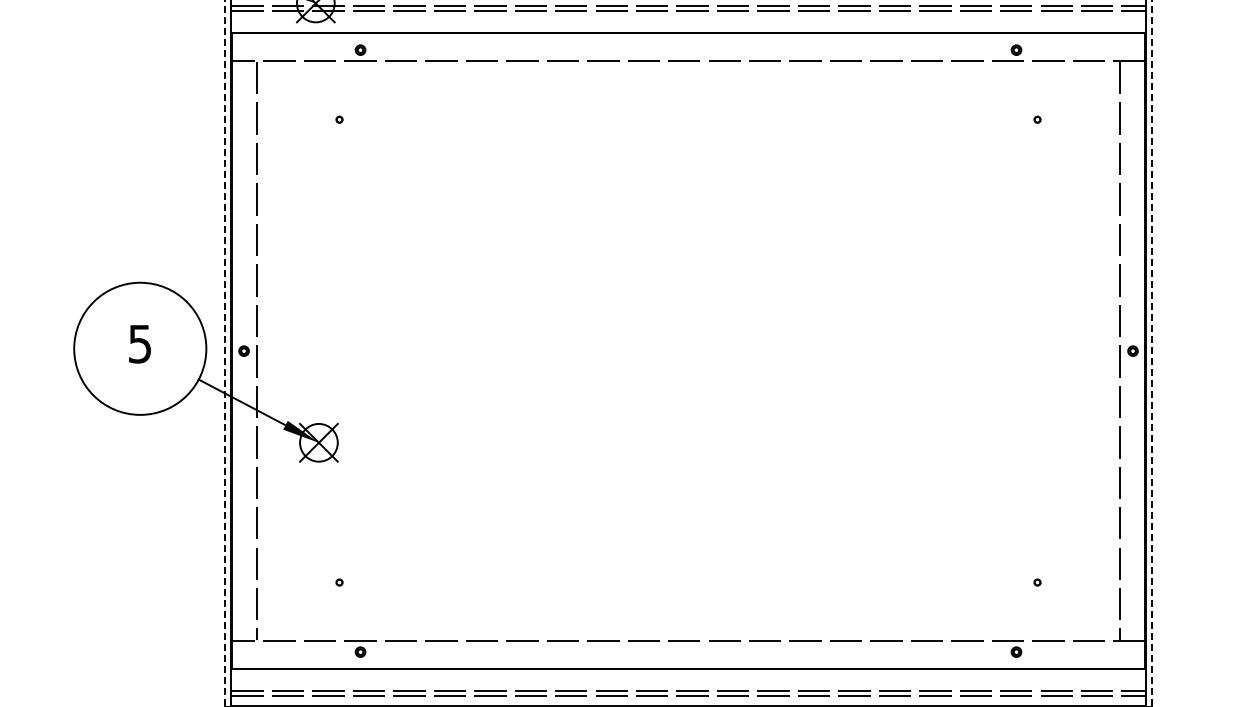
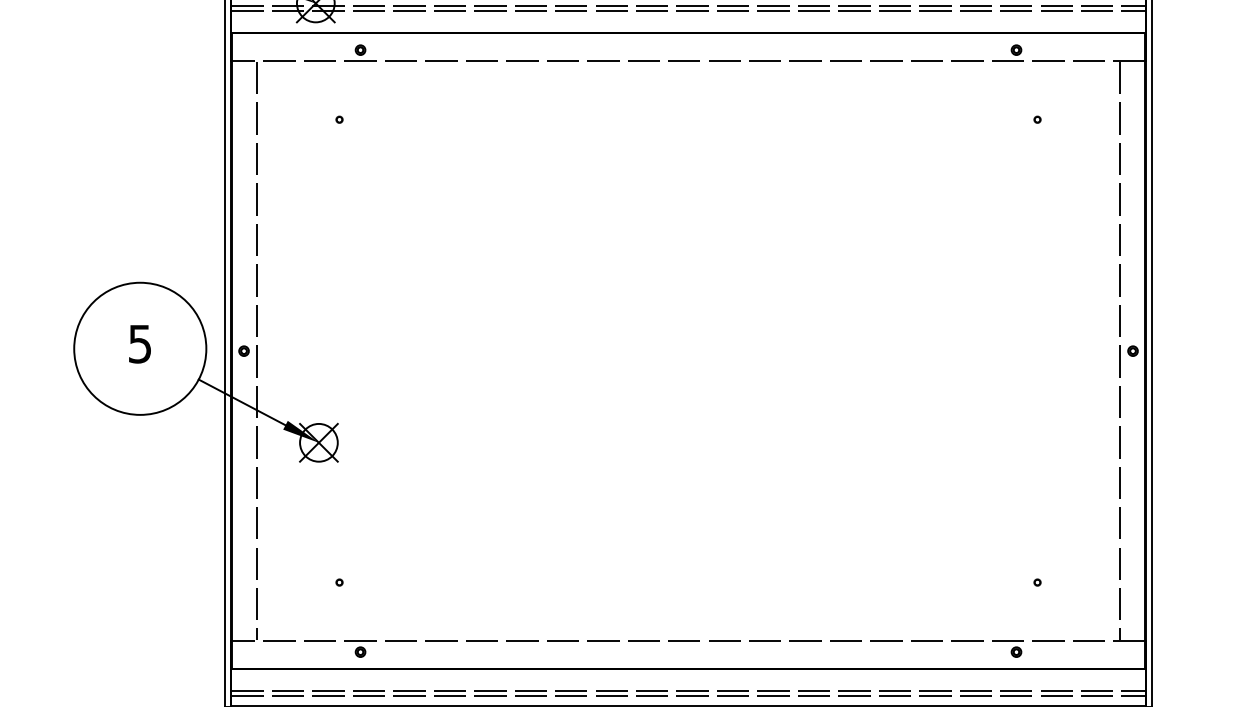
line: dashed -> solid (224, 353)
line: dashed -> solid (1152, 353)
